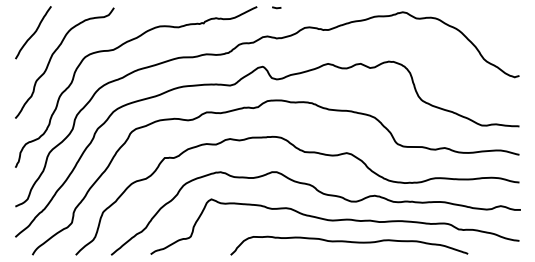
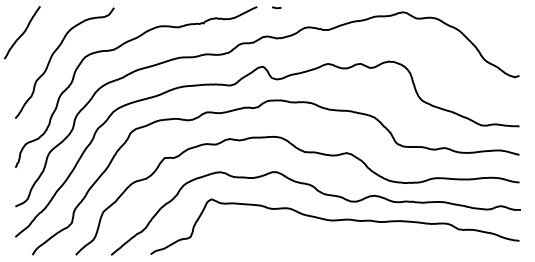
curve position: (33, 32) -> (22, 32) (22, 32)
curve: present -> none (349, 242)
